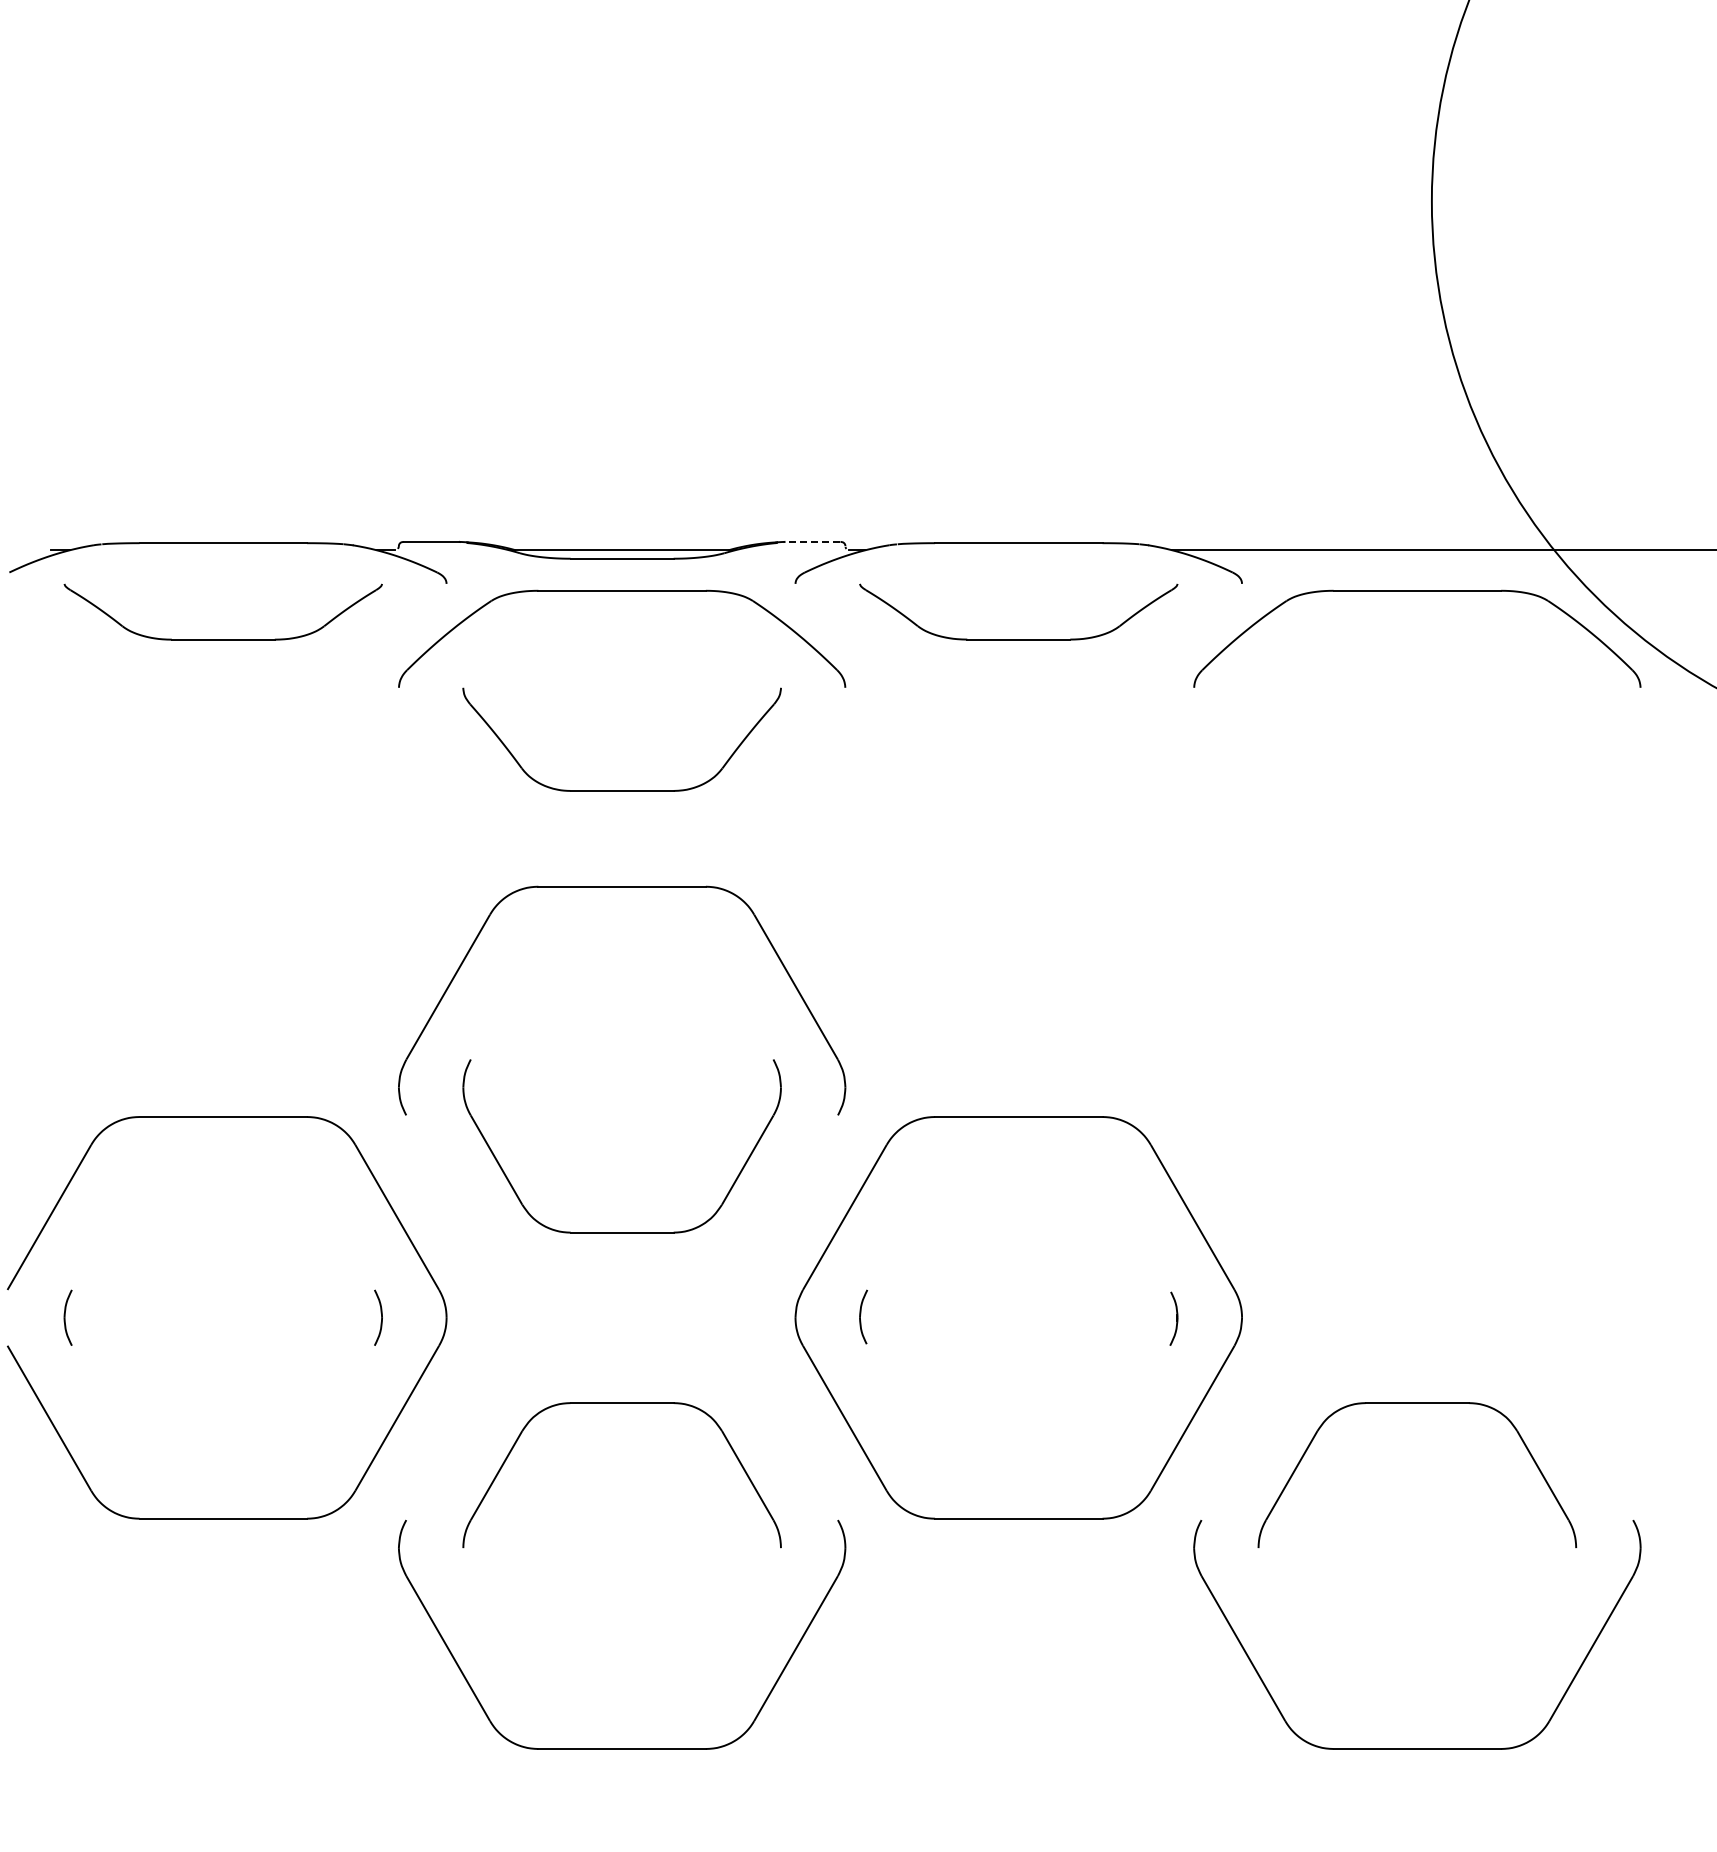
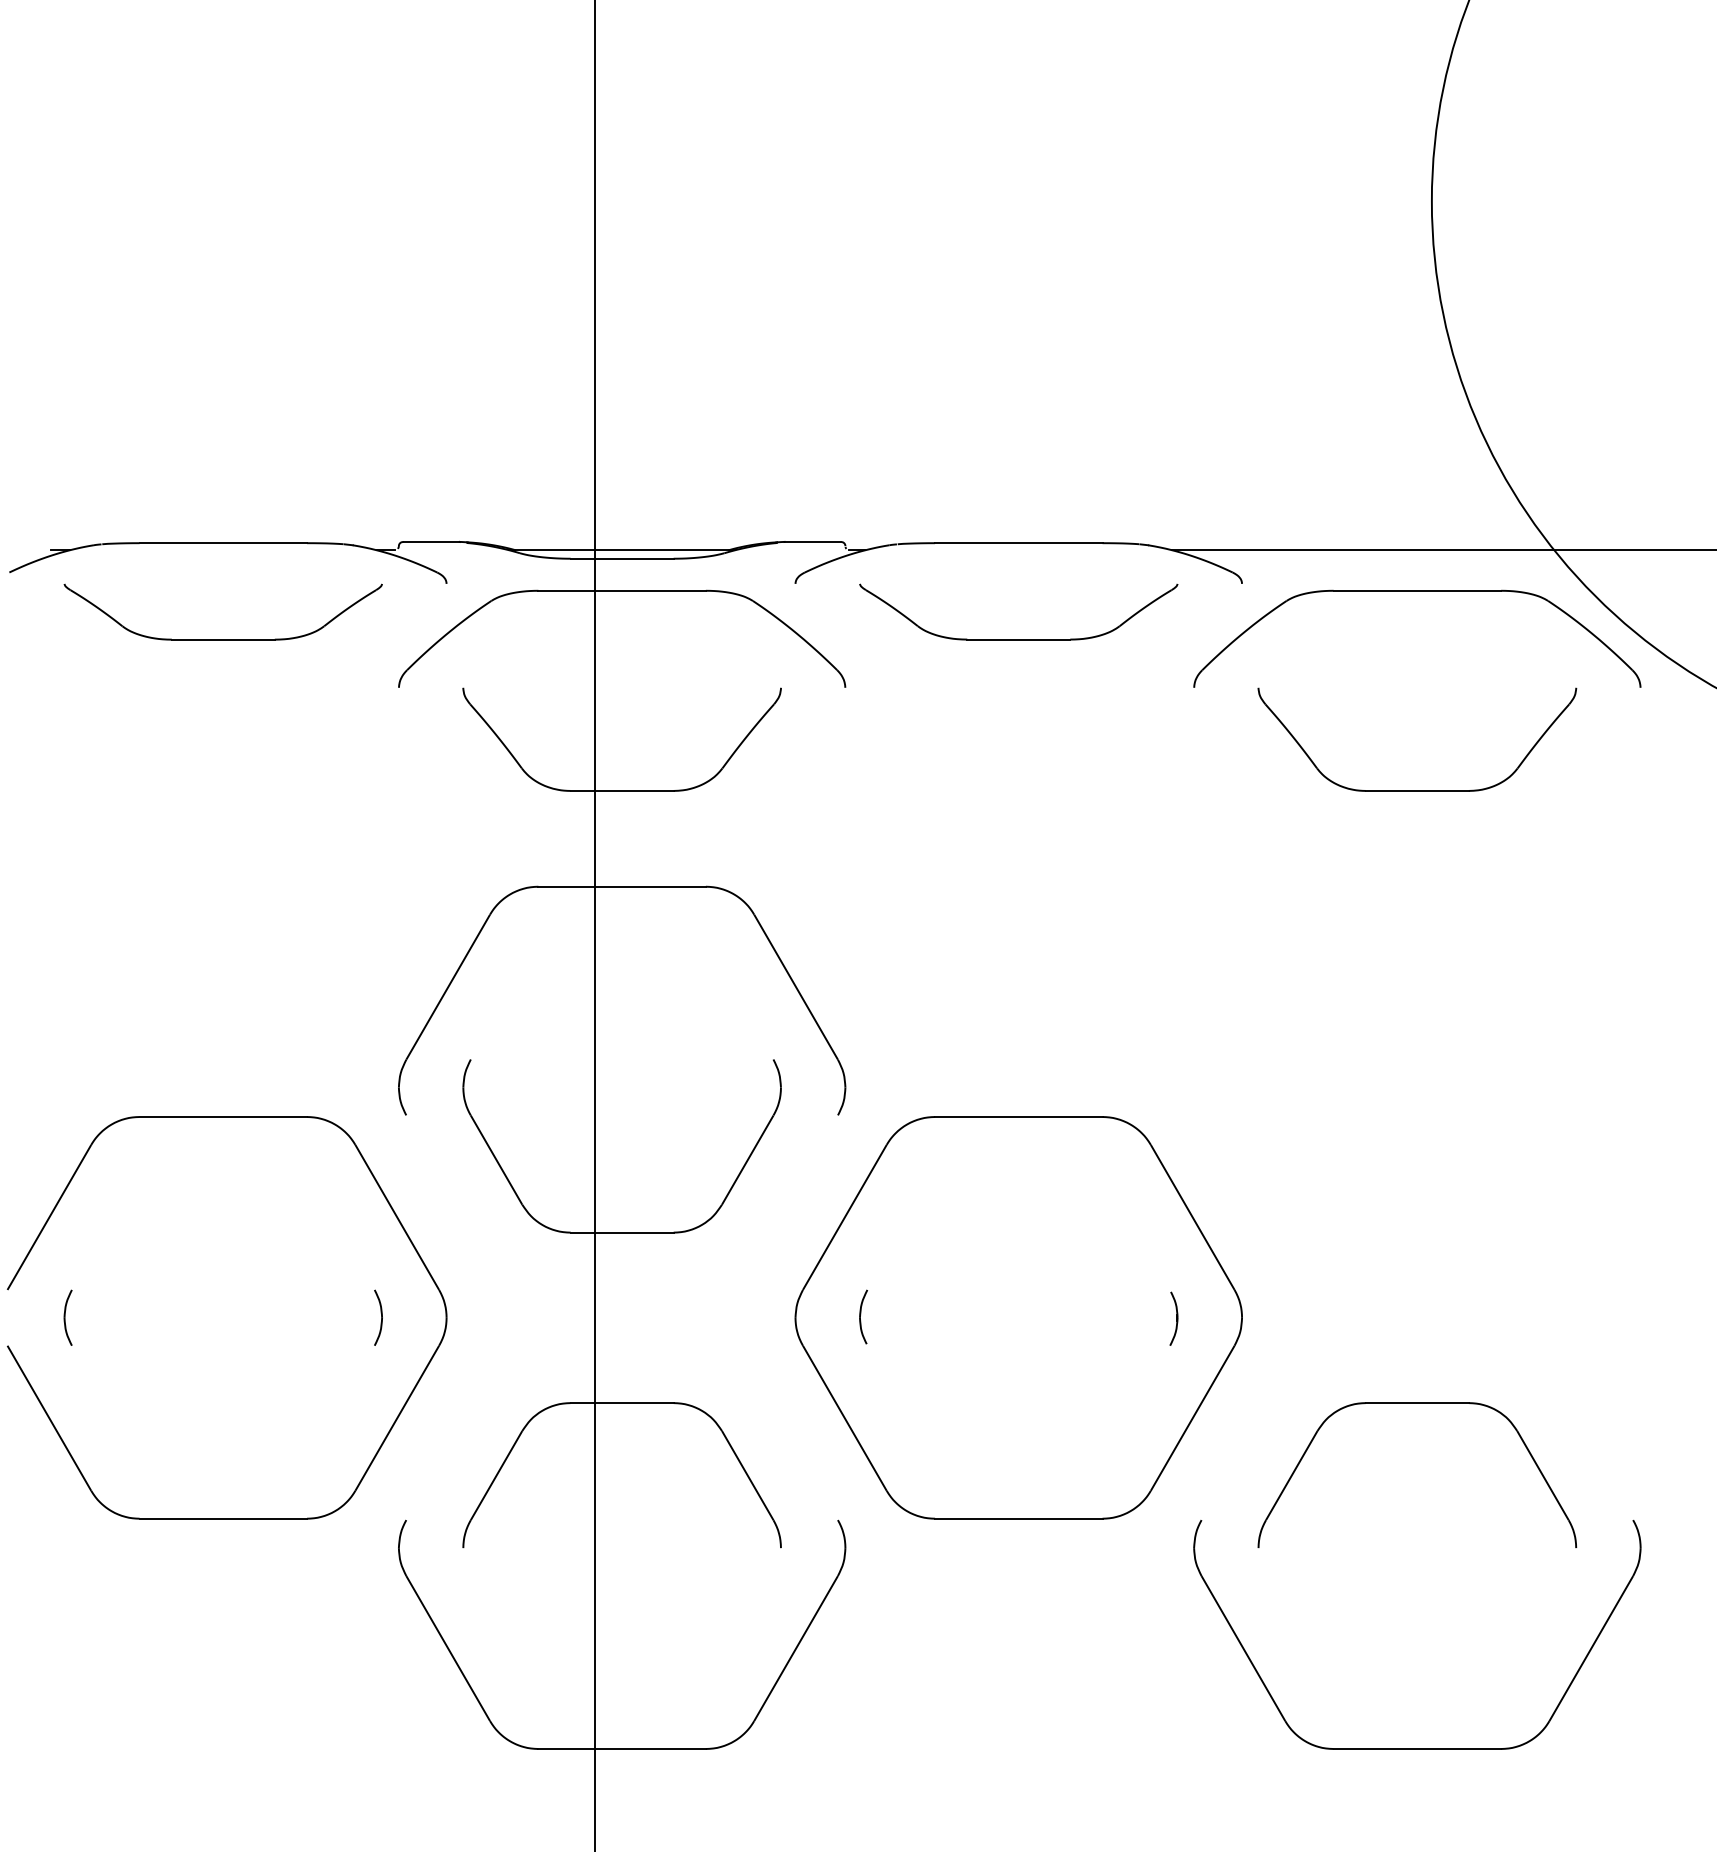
line: dashed -> solid (812, 541)
part: none -> present (1417, 790)
line: none -> present (594, 925)
